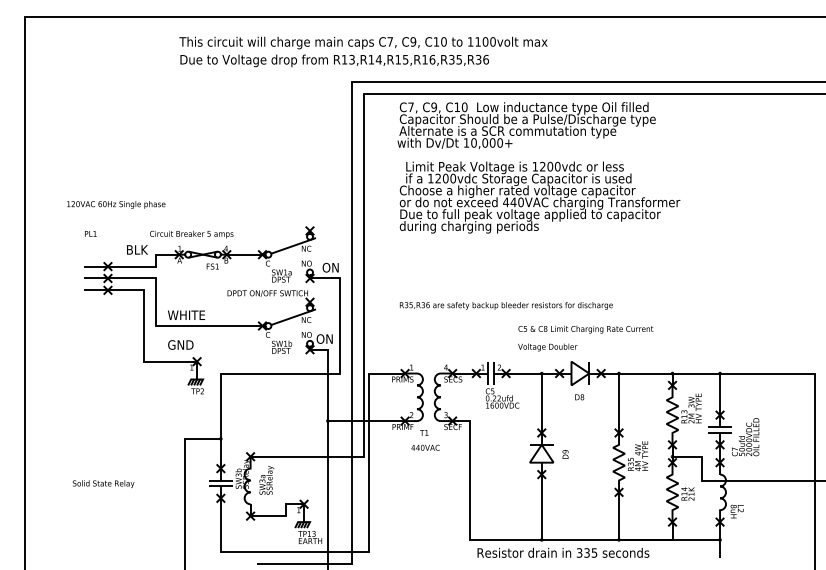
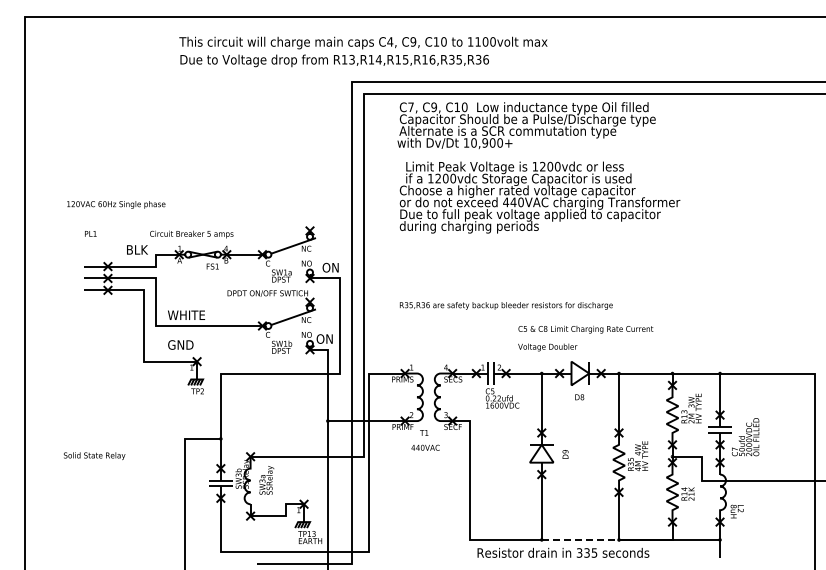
text: C7, -> C4, (390, 41)
text: 10,000+ -> 10,900+ (484, 142)
text position: (103, 484) -> (94, 456) (94, 456)
line: solid -> dashed (581, 539)
